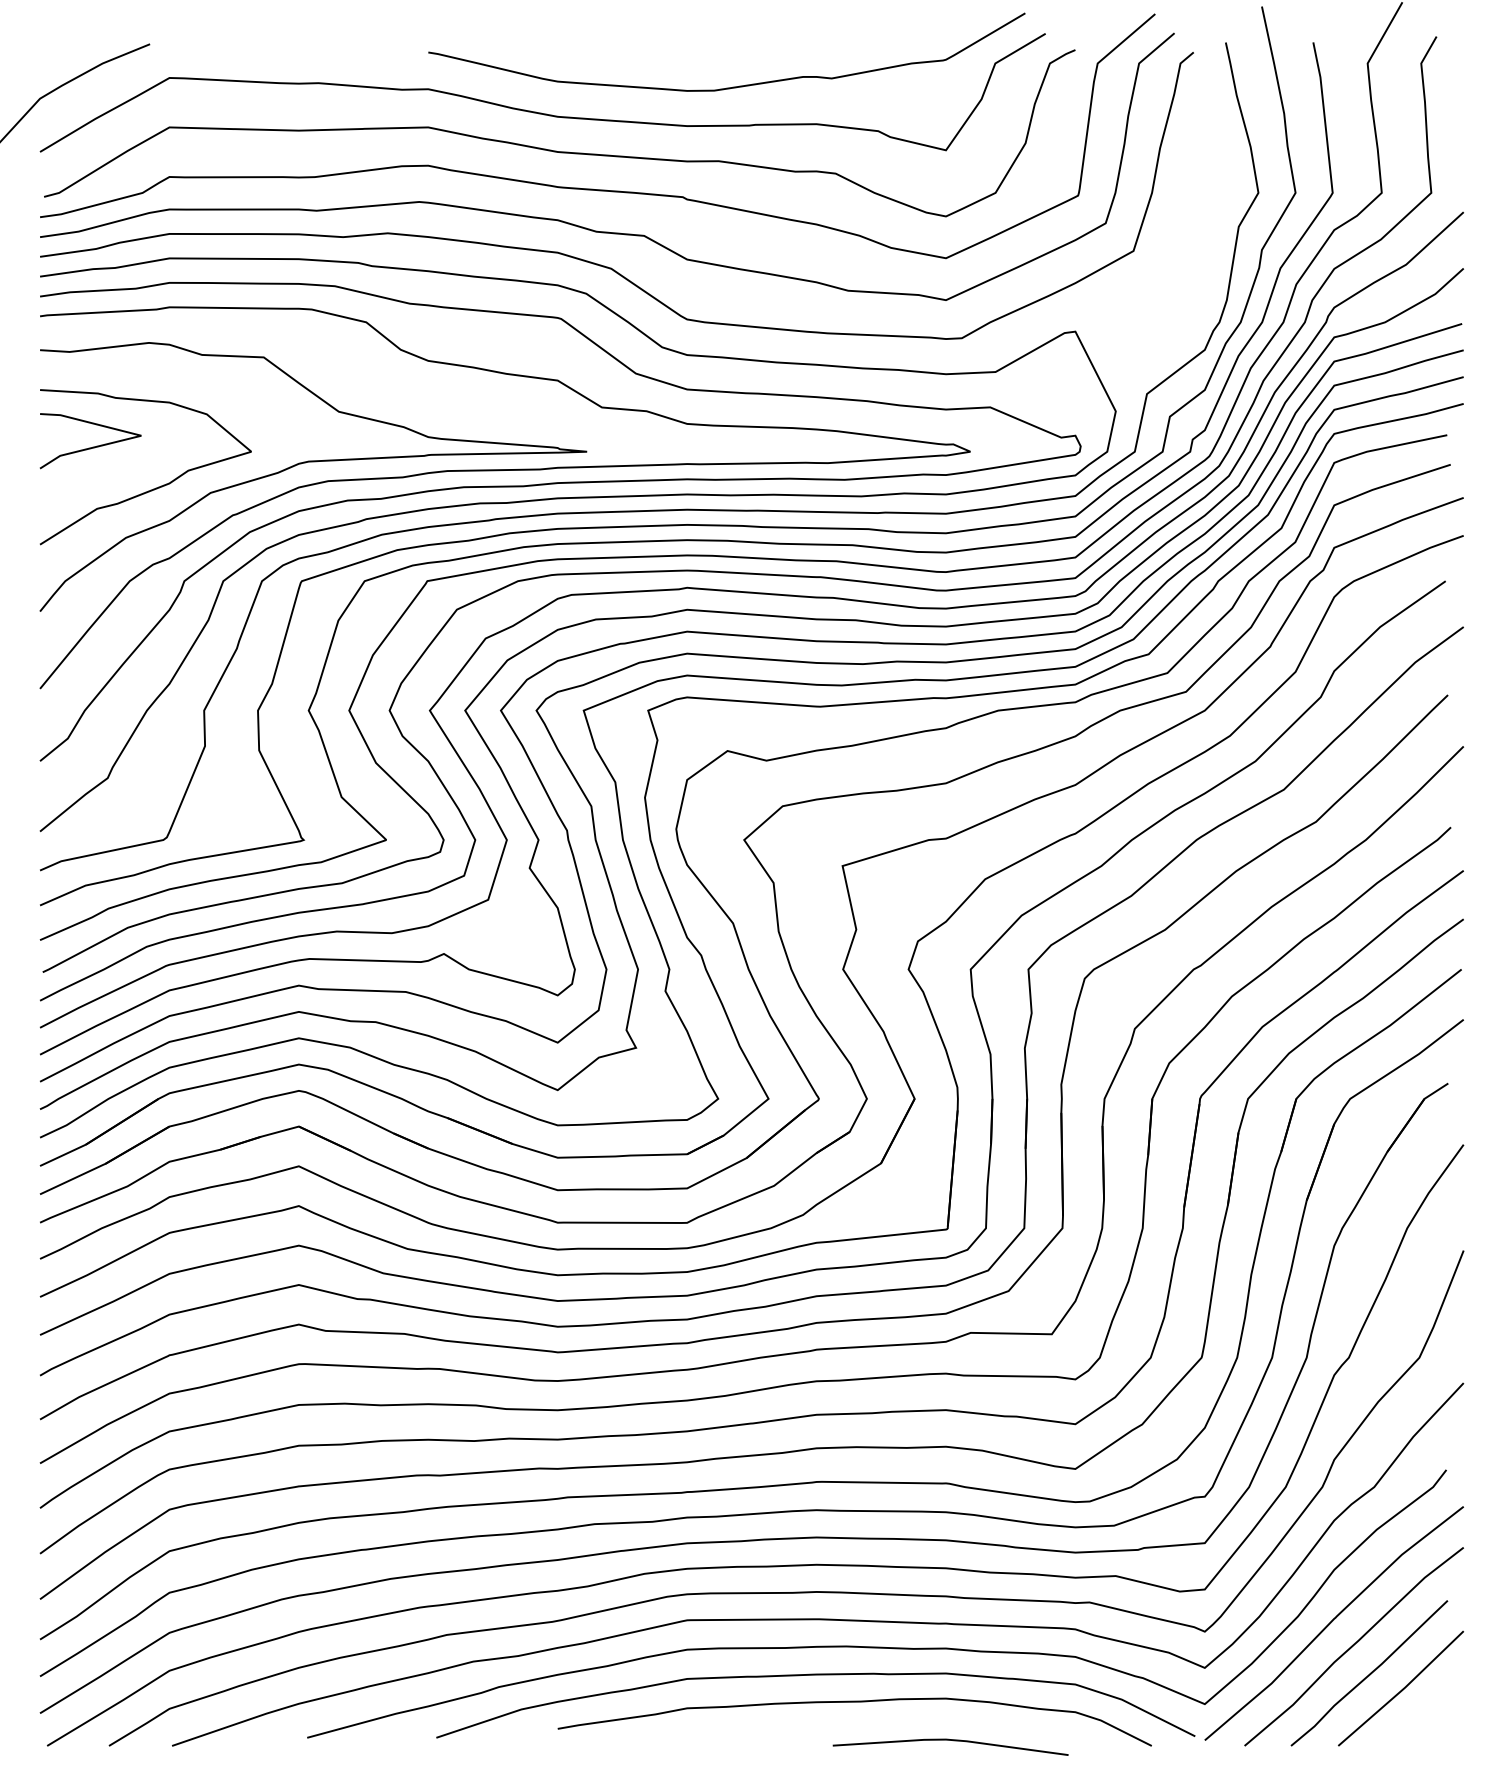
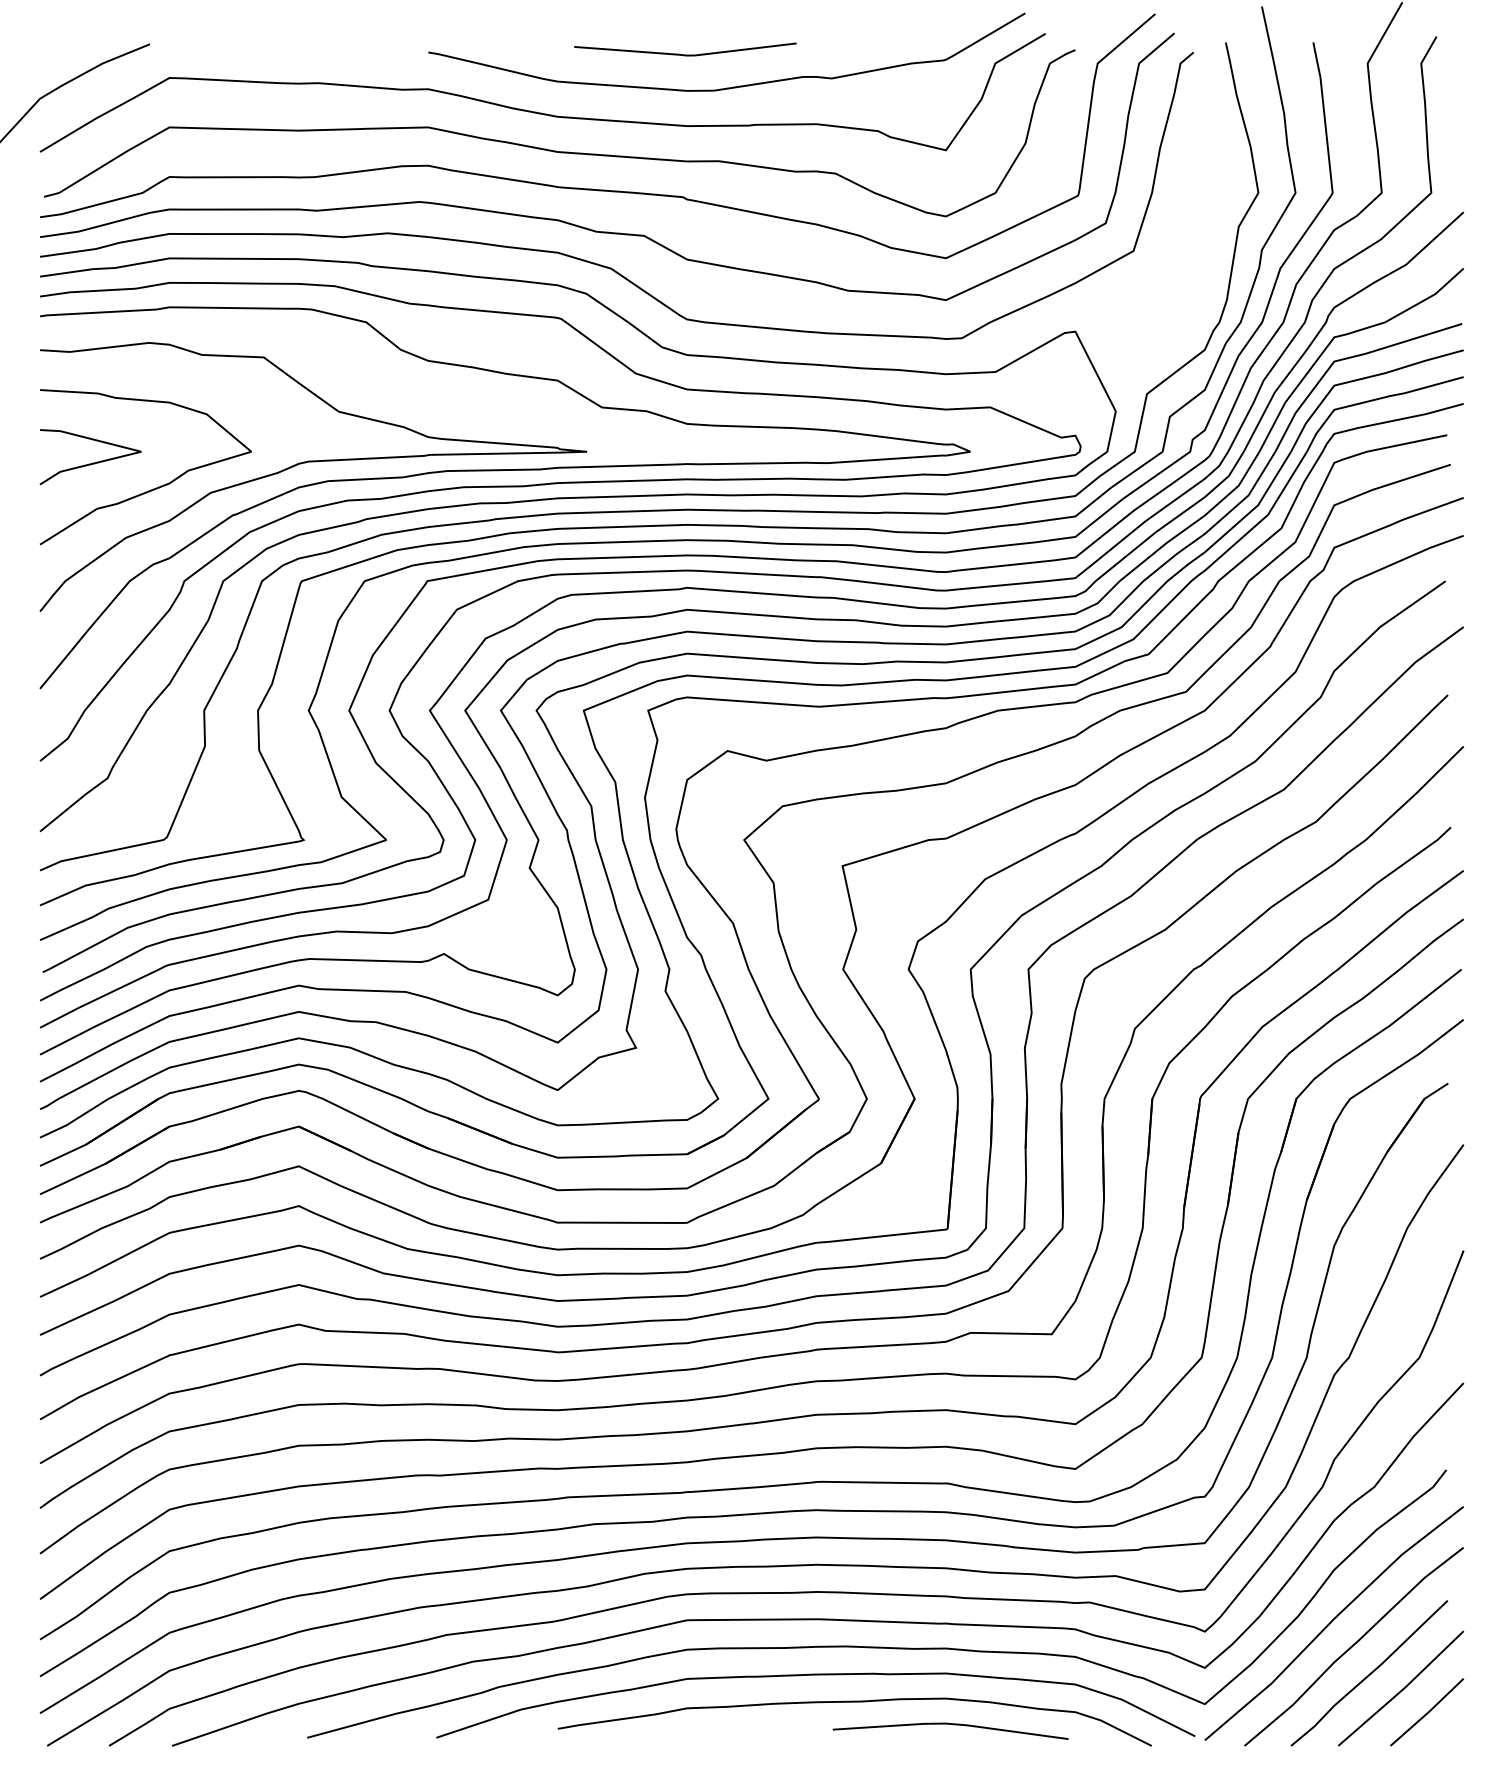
line: none -> present (685, 54)
line position: (92, 446) -> (92, 462) (92, 462)
line: none -> present (1427, 1712)
line position: (953, 1741) -> (953, 1725) (953, 1725)
